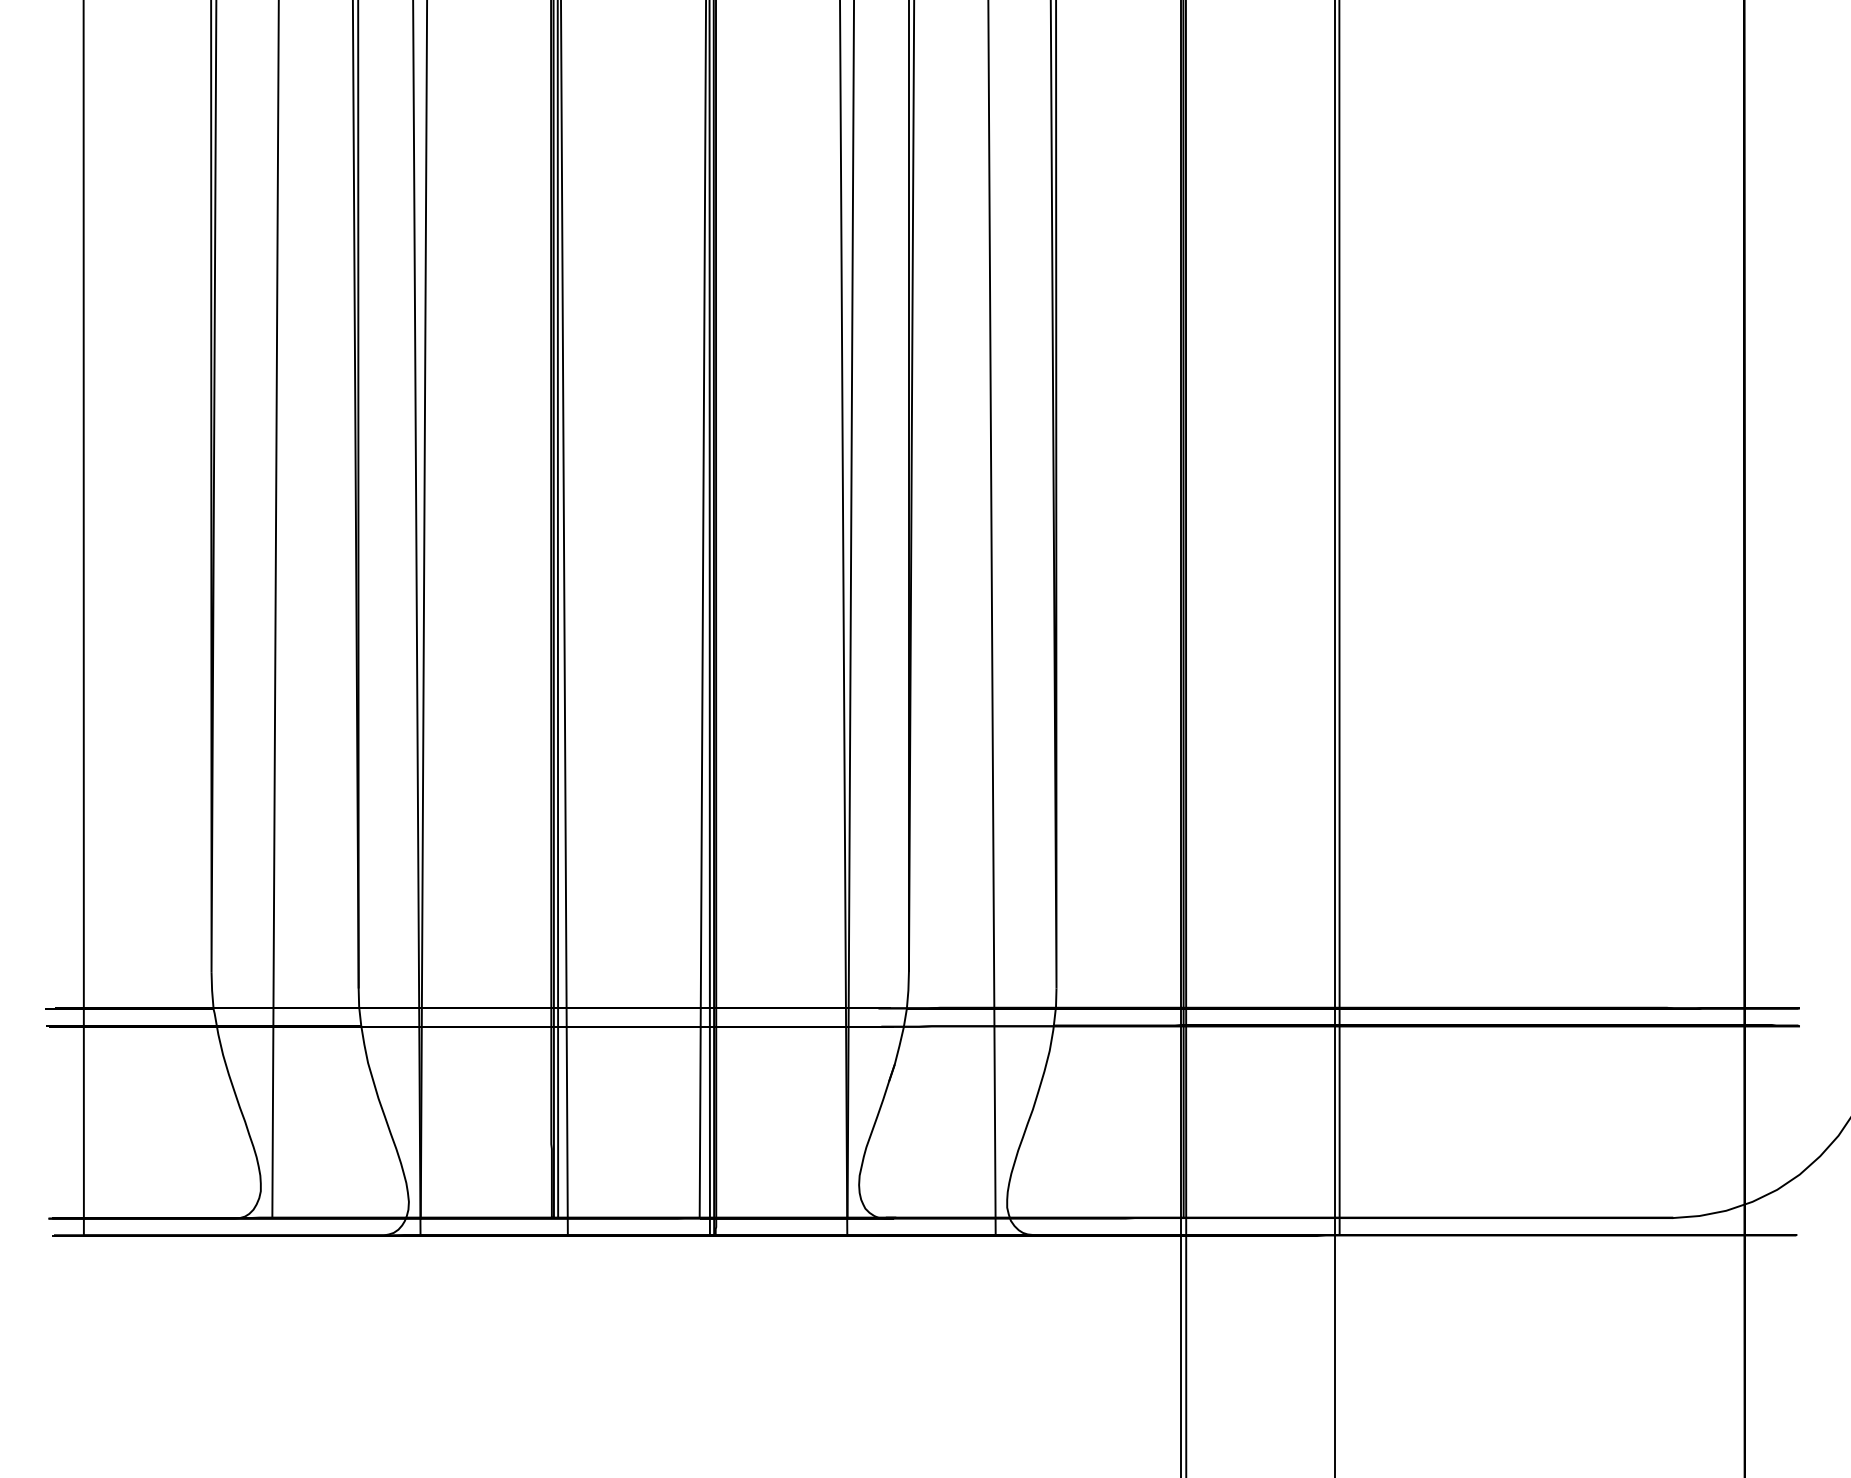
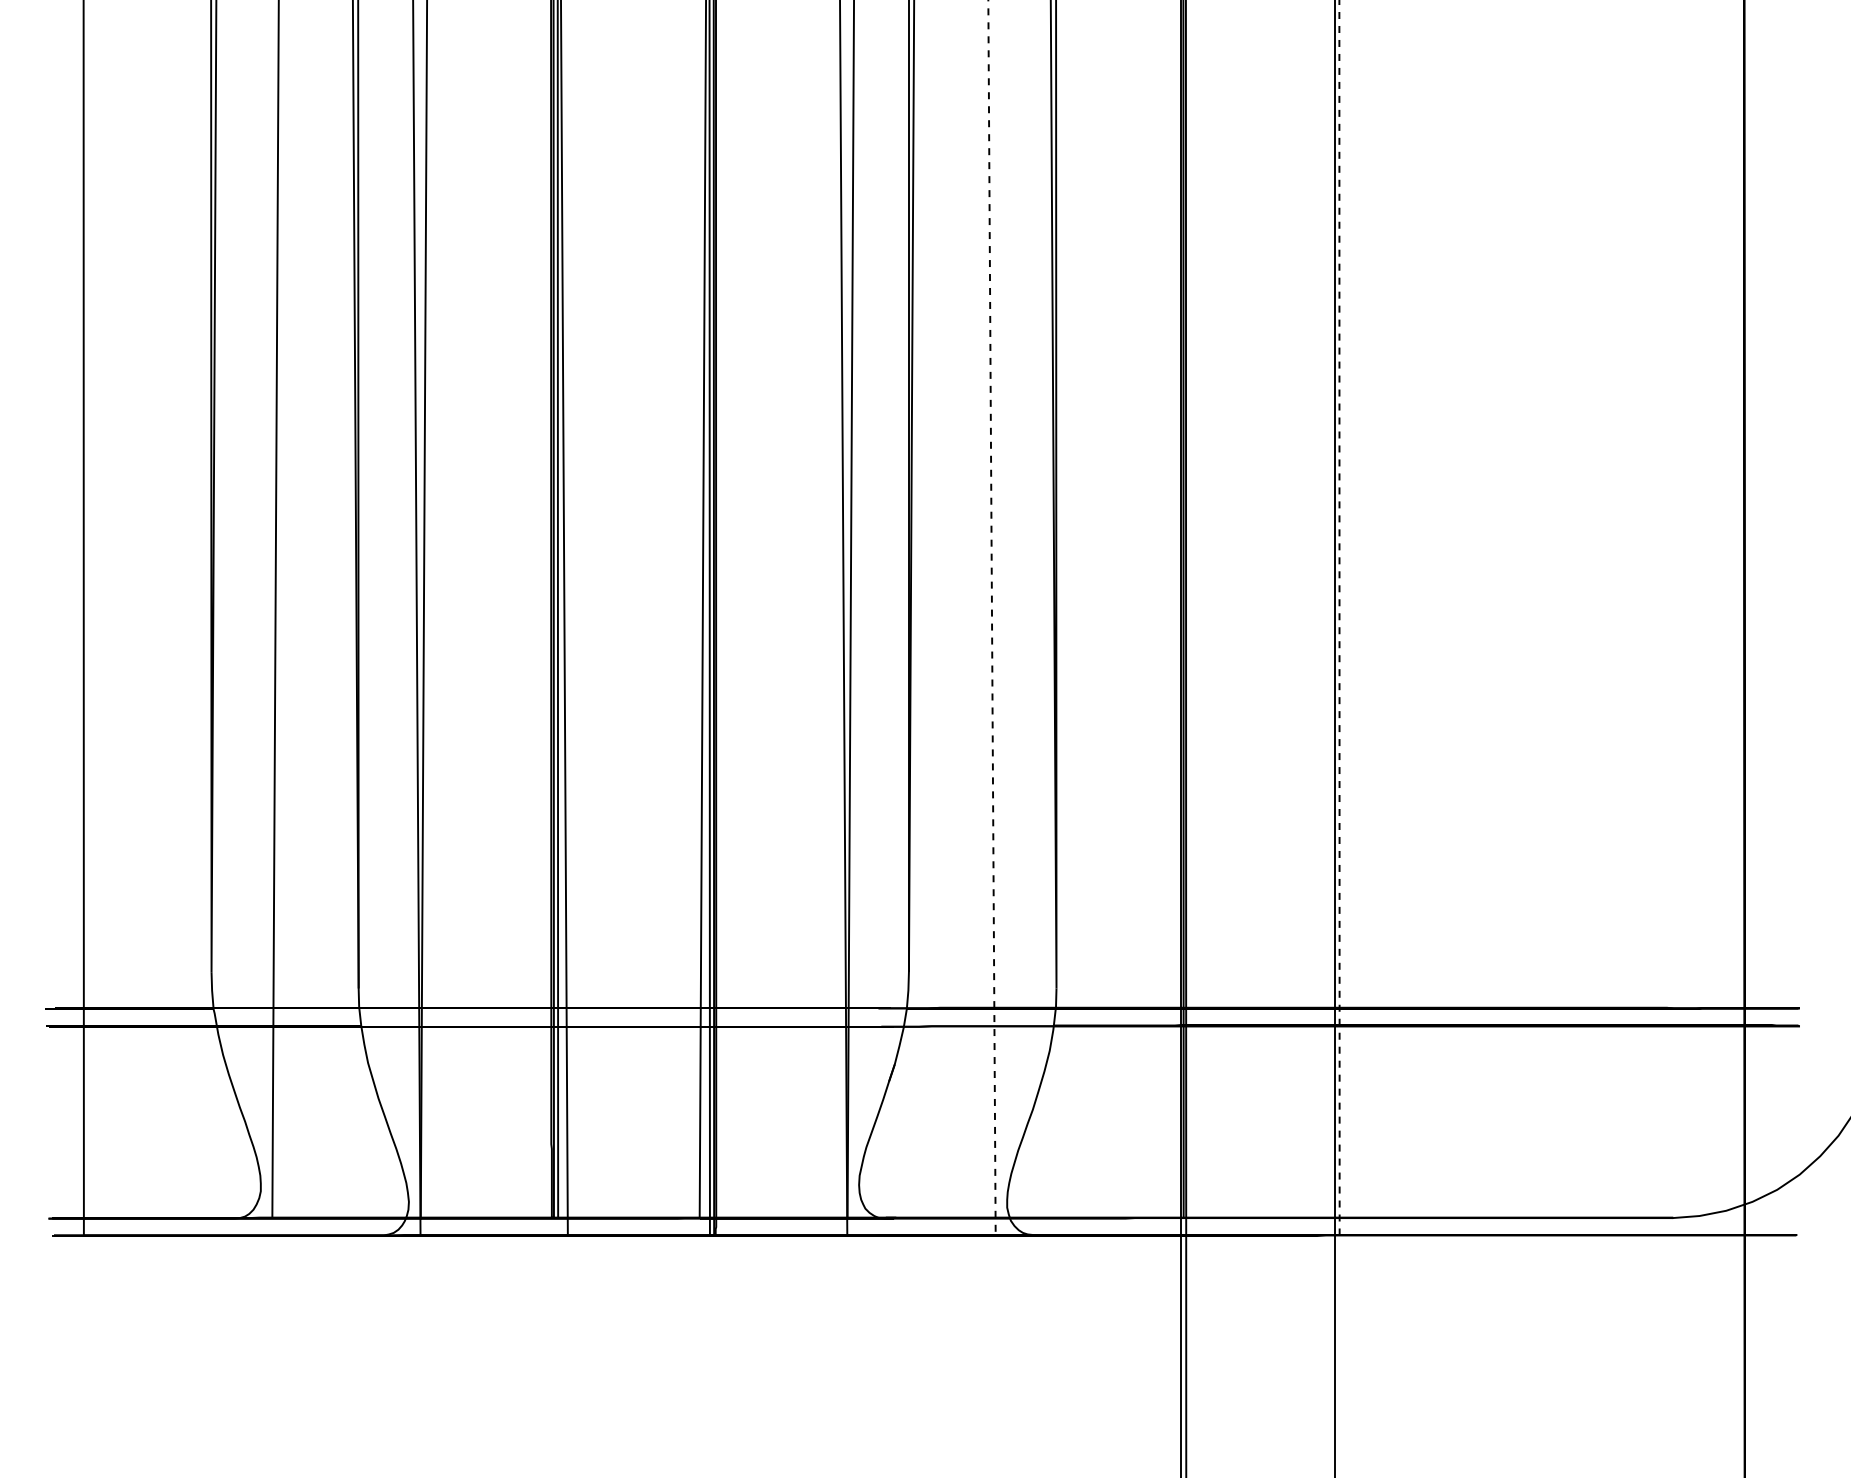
line: solid -> dashed (1339, 617)
line: solid -> dashed (992, 618)
